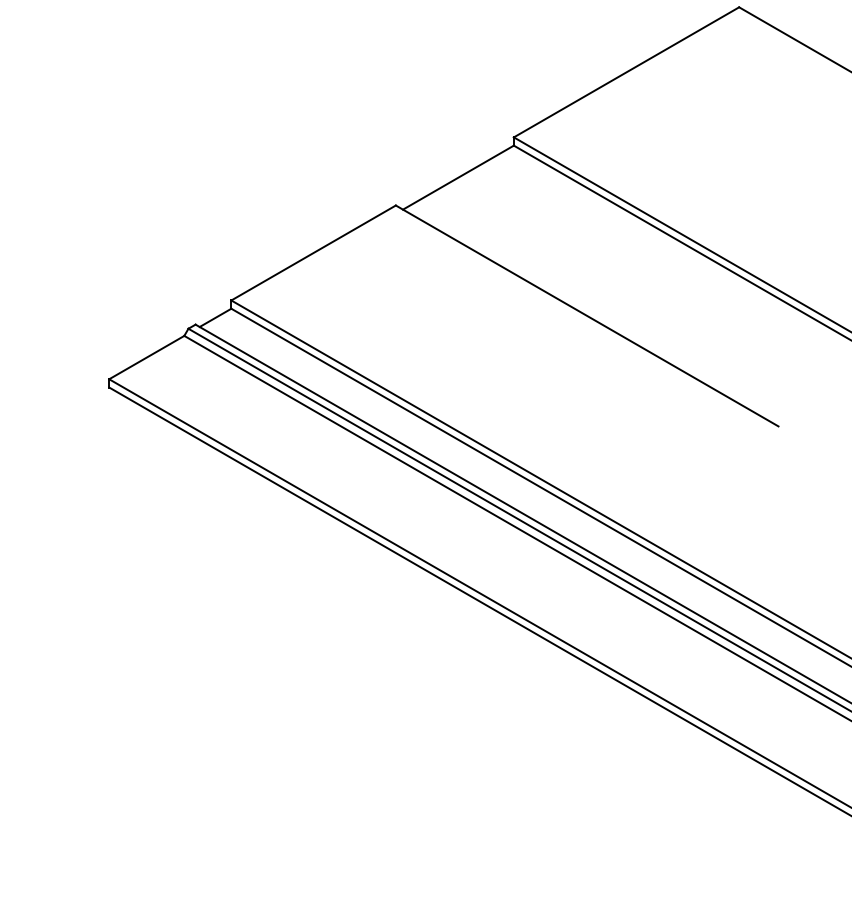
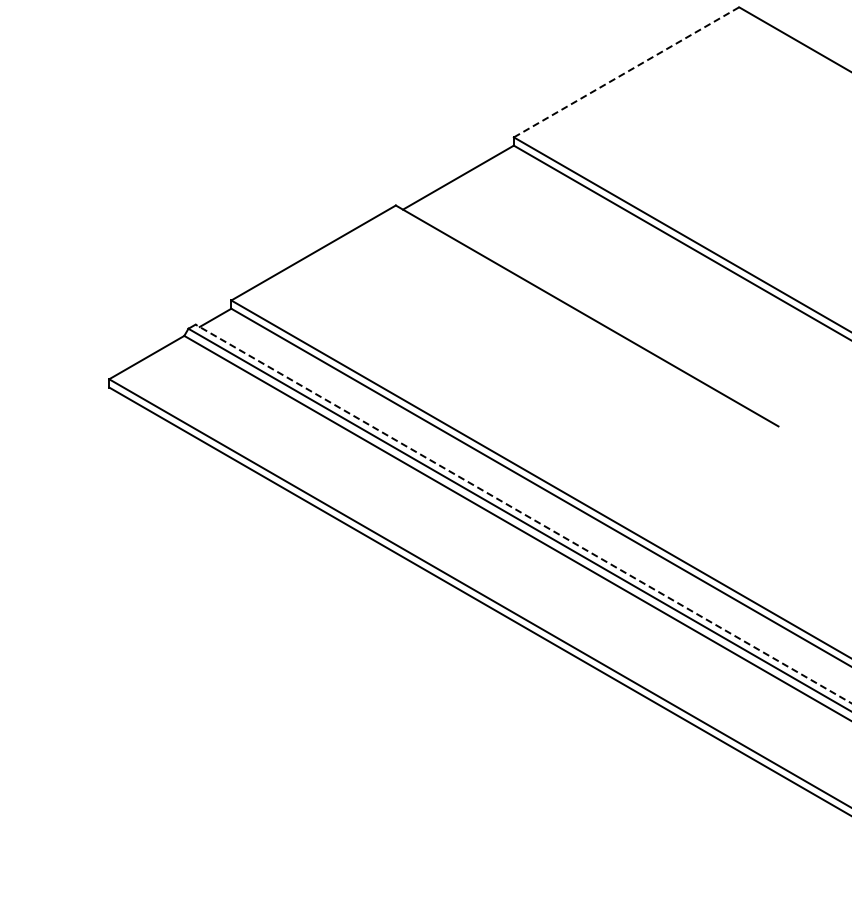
line: solid -> dashed (626, 72)
line: solid -> dashed (523, 514)
